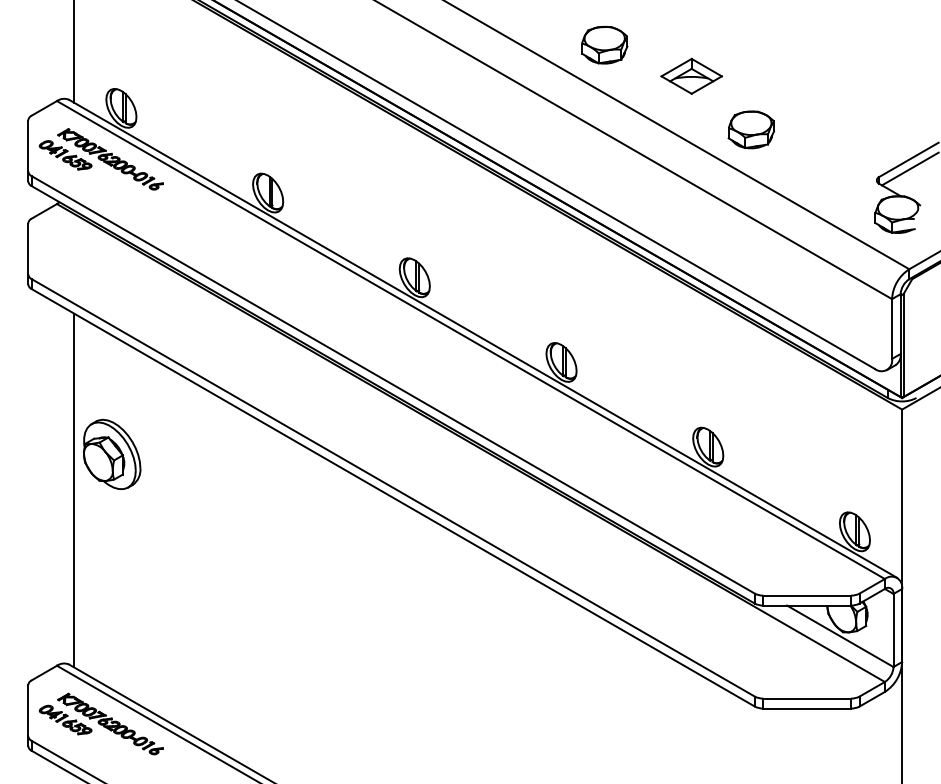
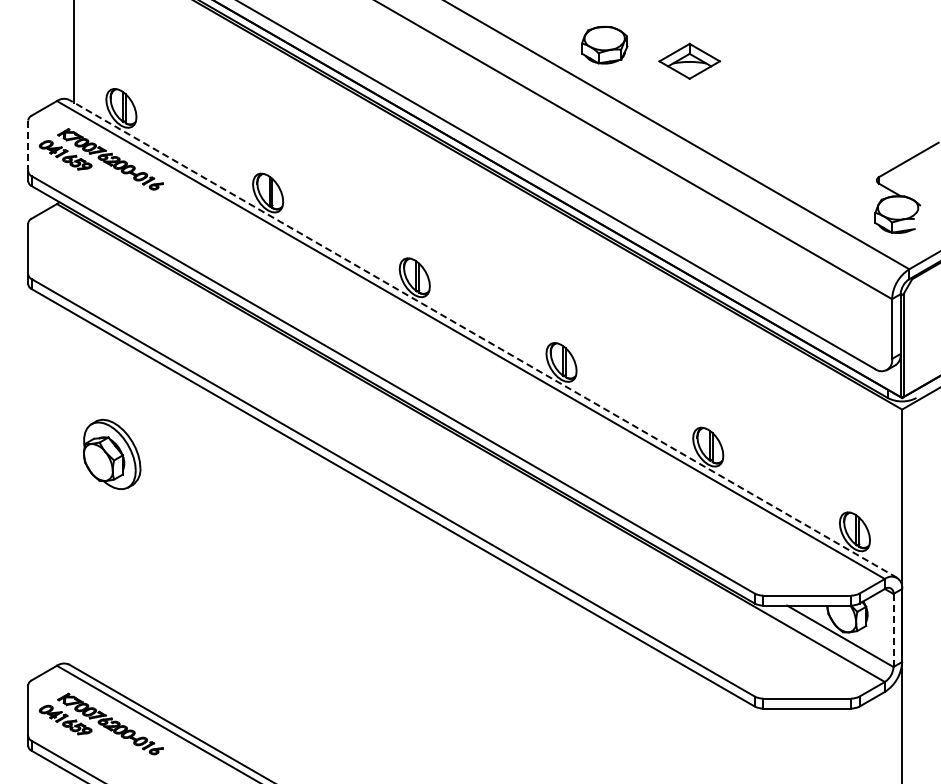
part position: (691, 75) -> (689, 60) (689, 60)
part: present -> none (751, 129)
line: solid -> dashed (28, 146)
line: present -> none (909, 169)
line: solid -> dashed (483, 338)
line: present -> none (74, 490)
line: solid -> dashed (893, 630)
